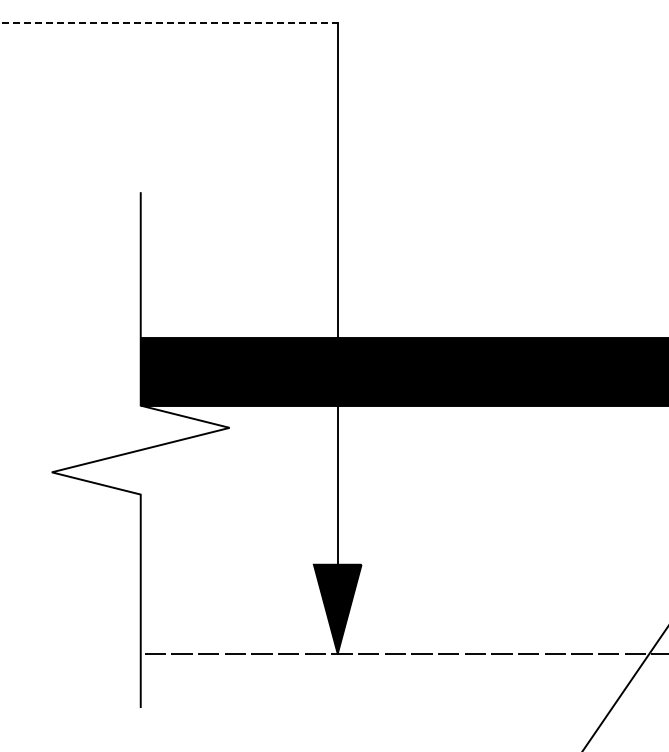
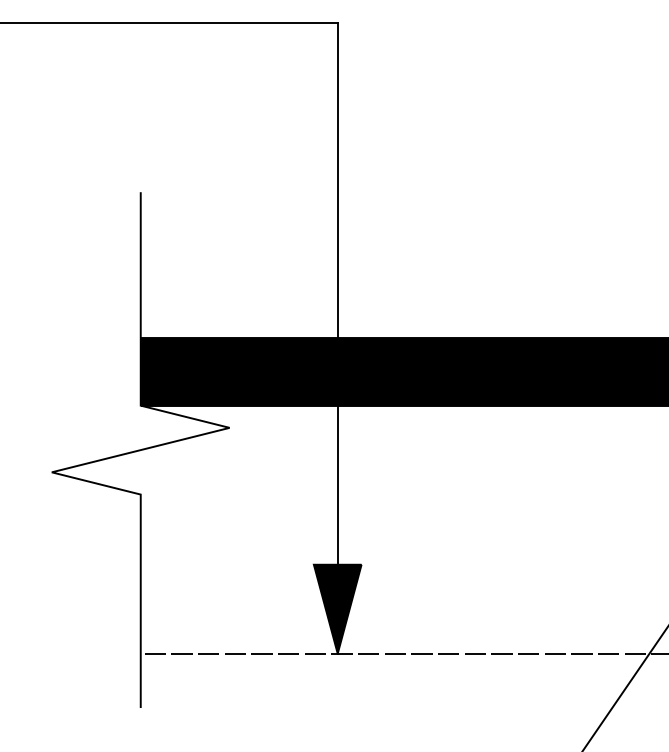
line: dashed -> solid (168, 22)
